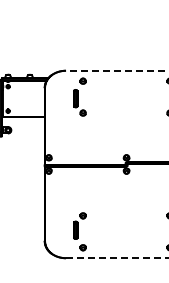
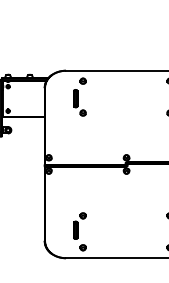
line: dashed -> solid (116, 70)
line: dashed -> solid (117, 258)
